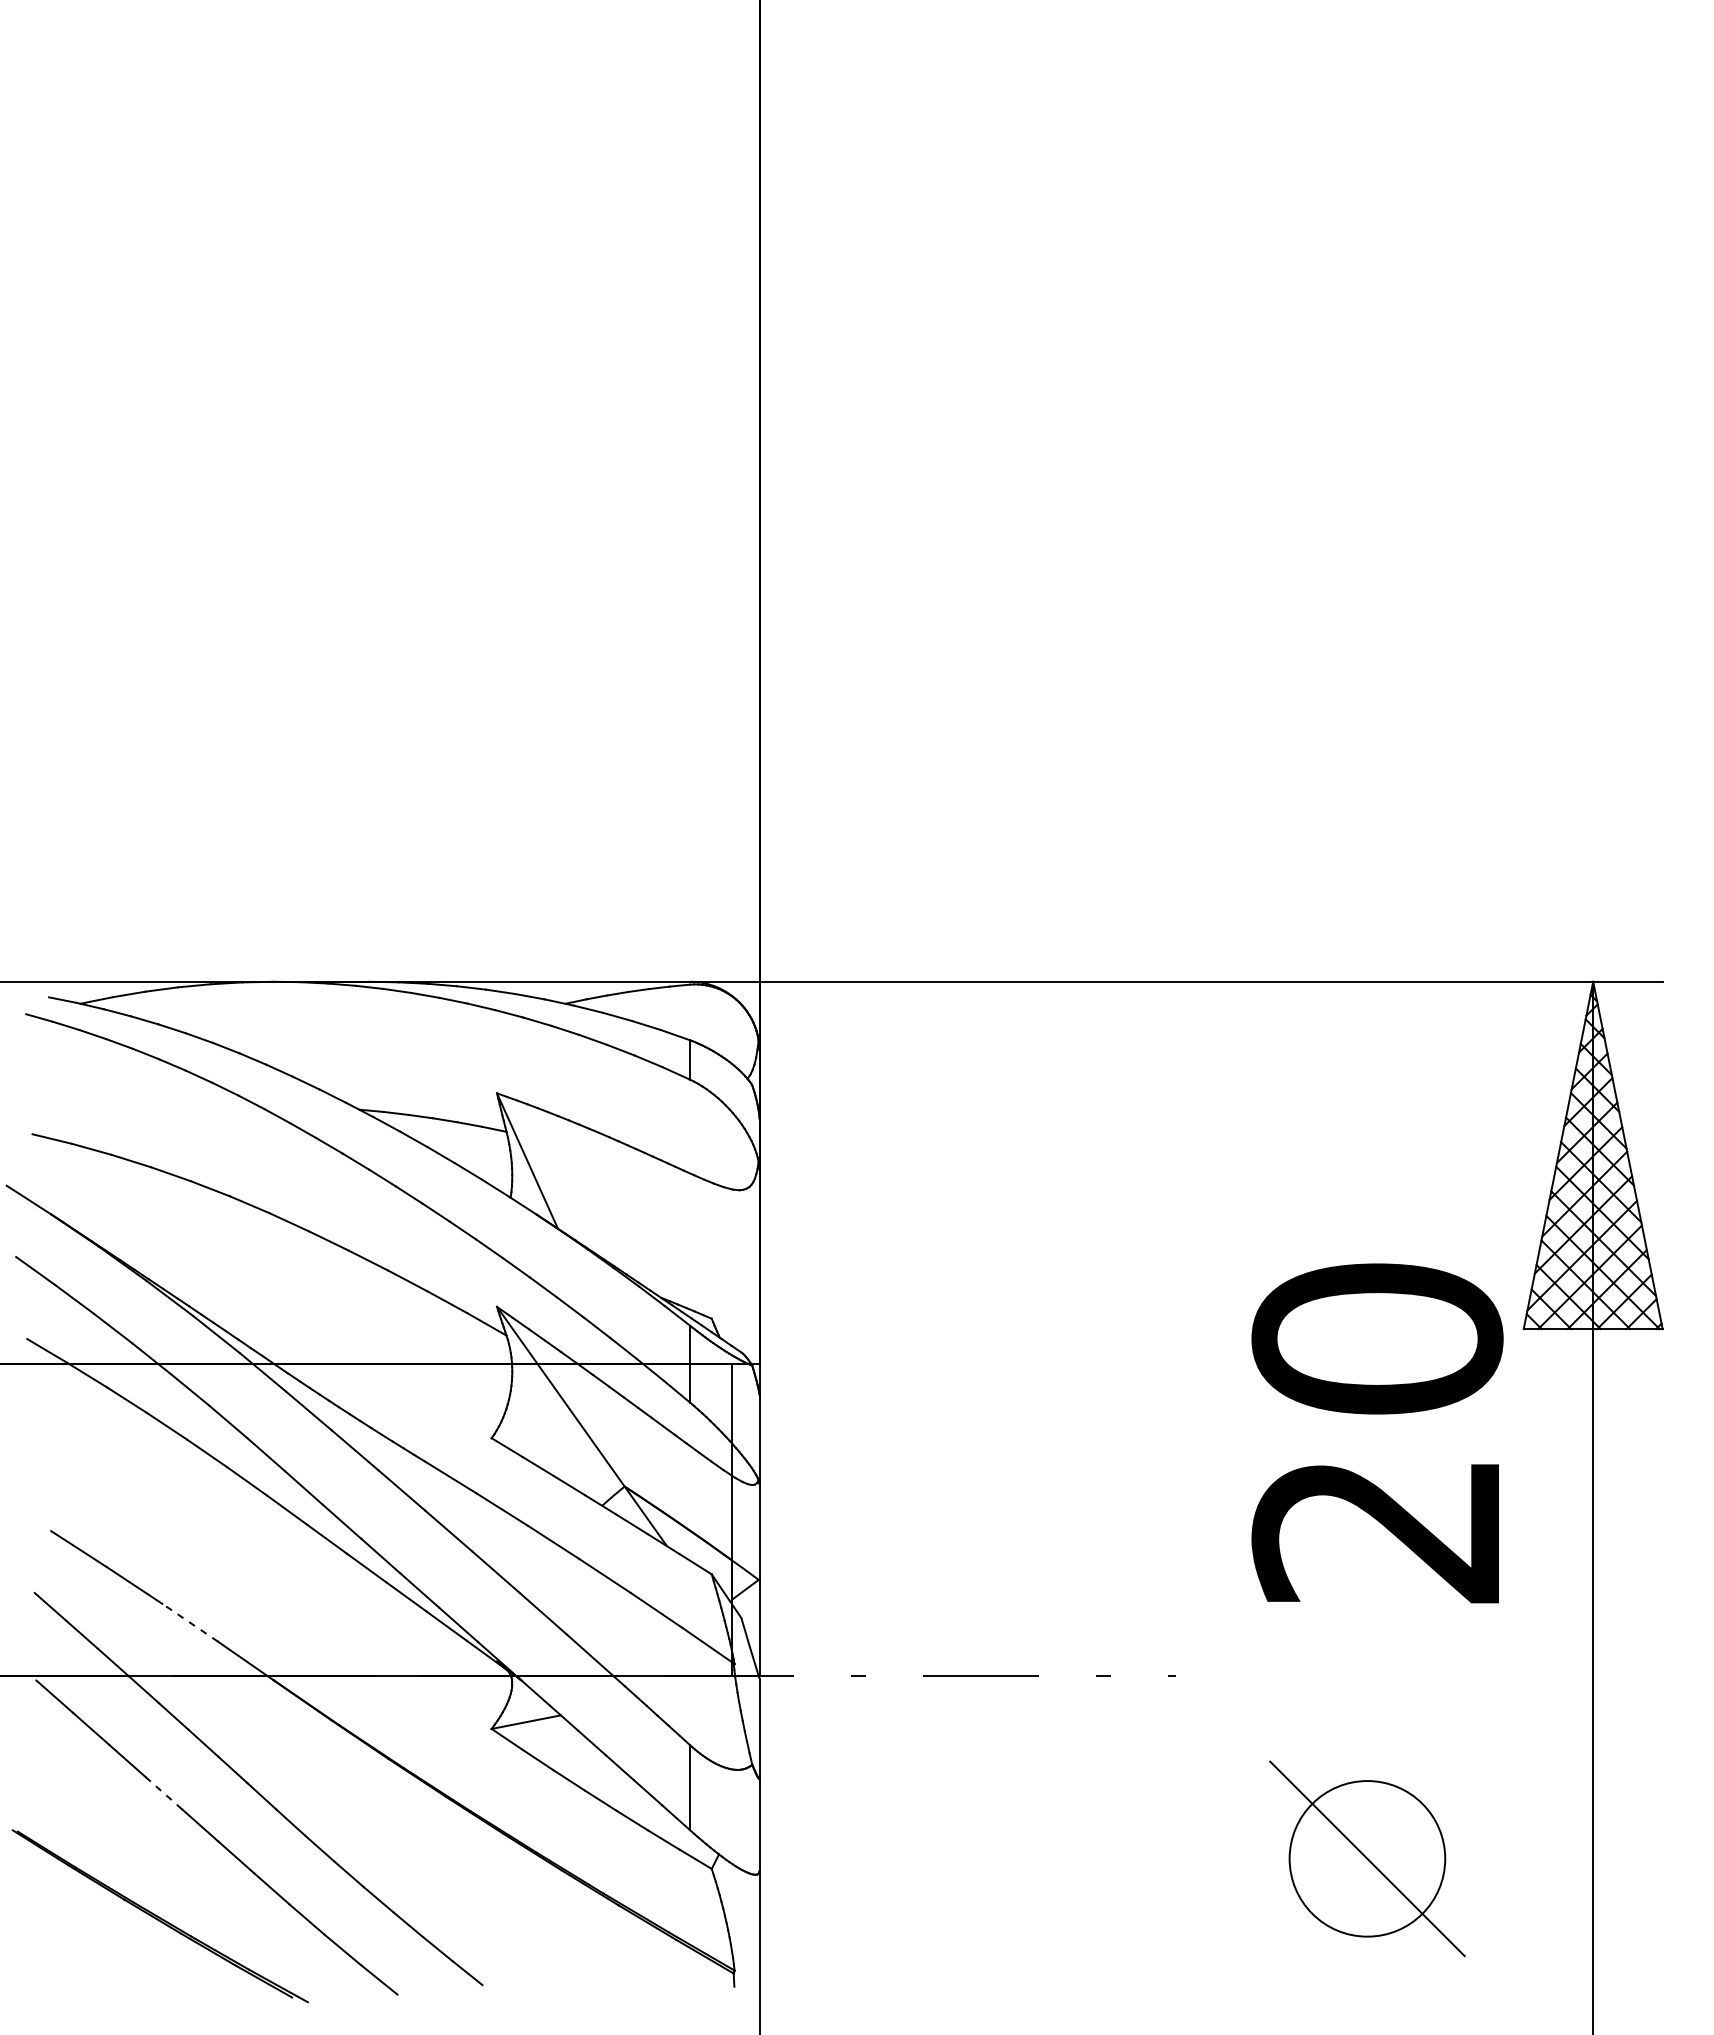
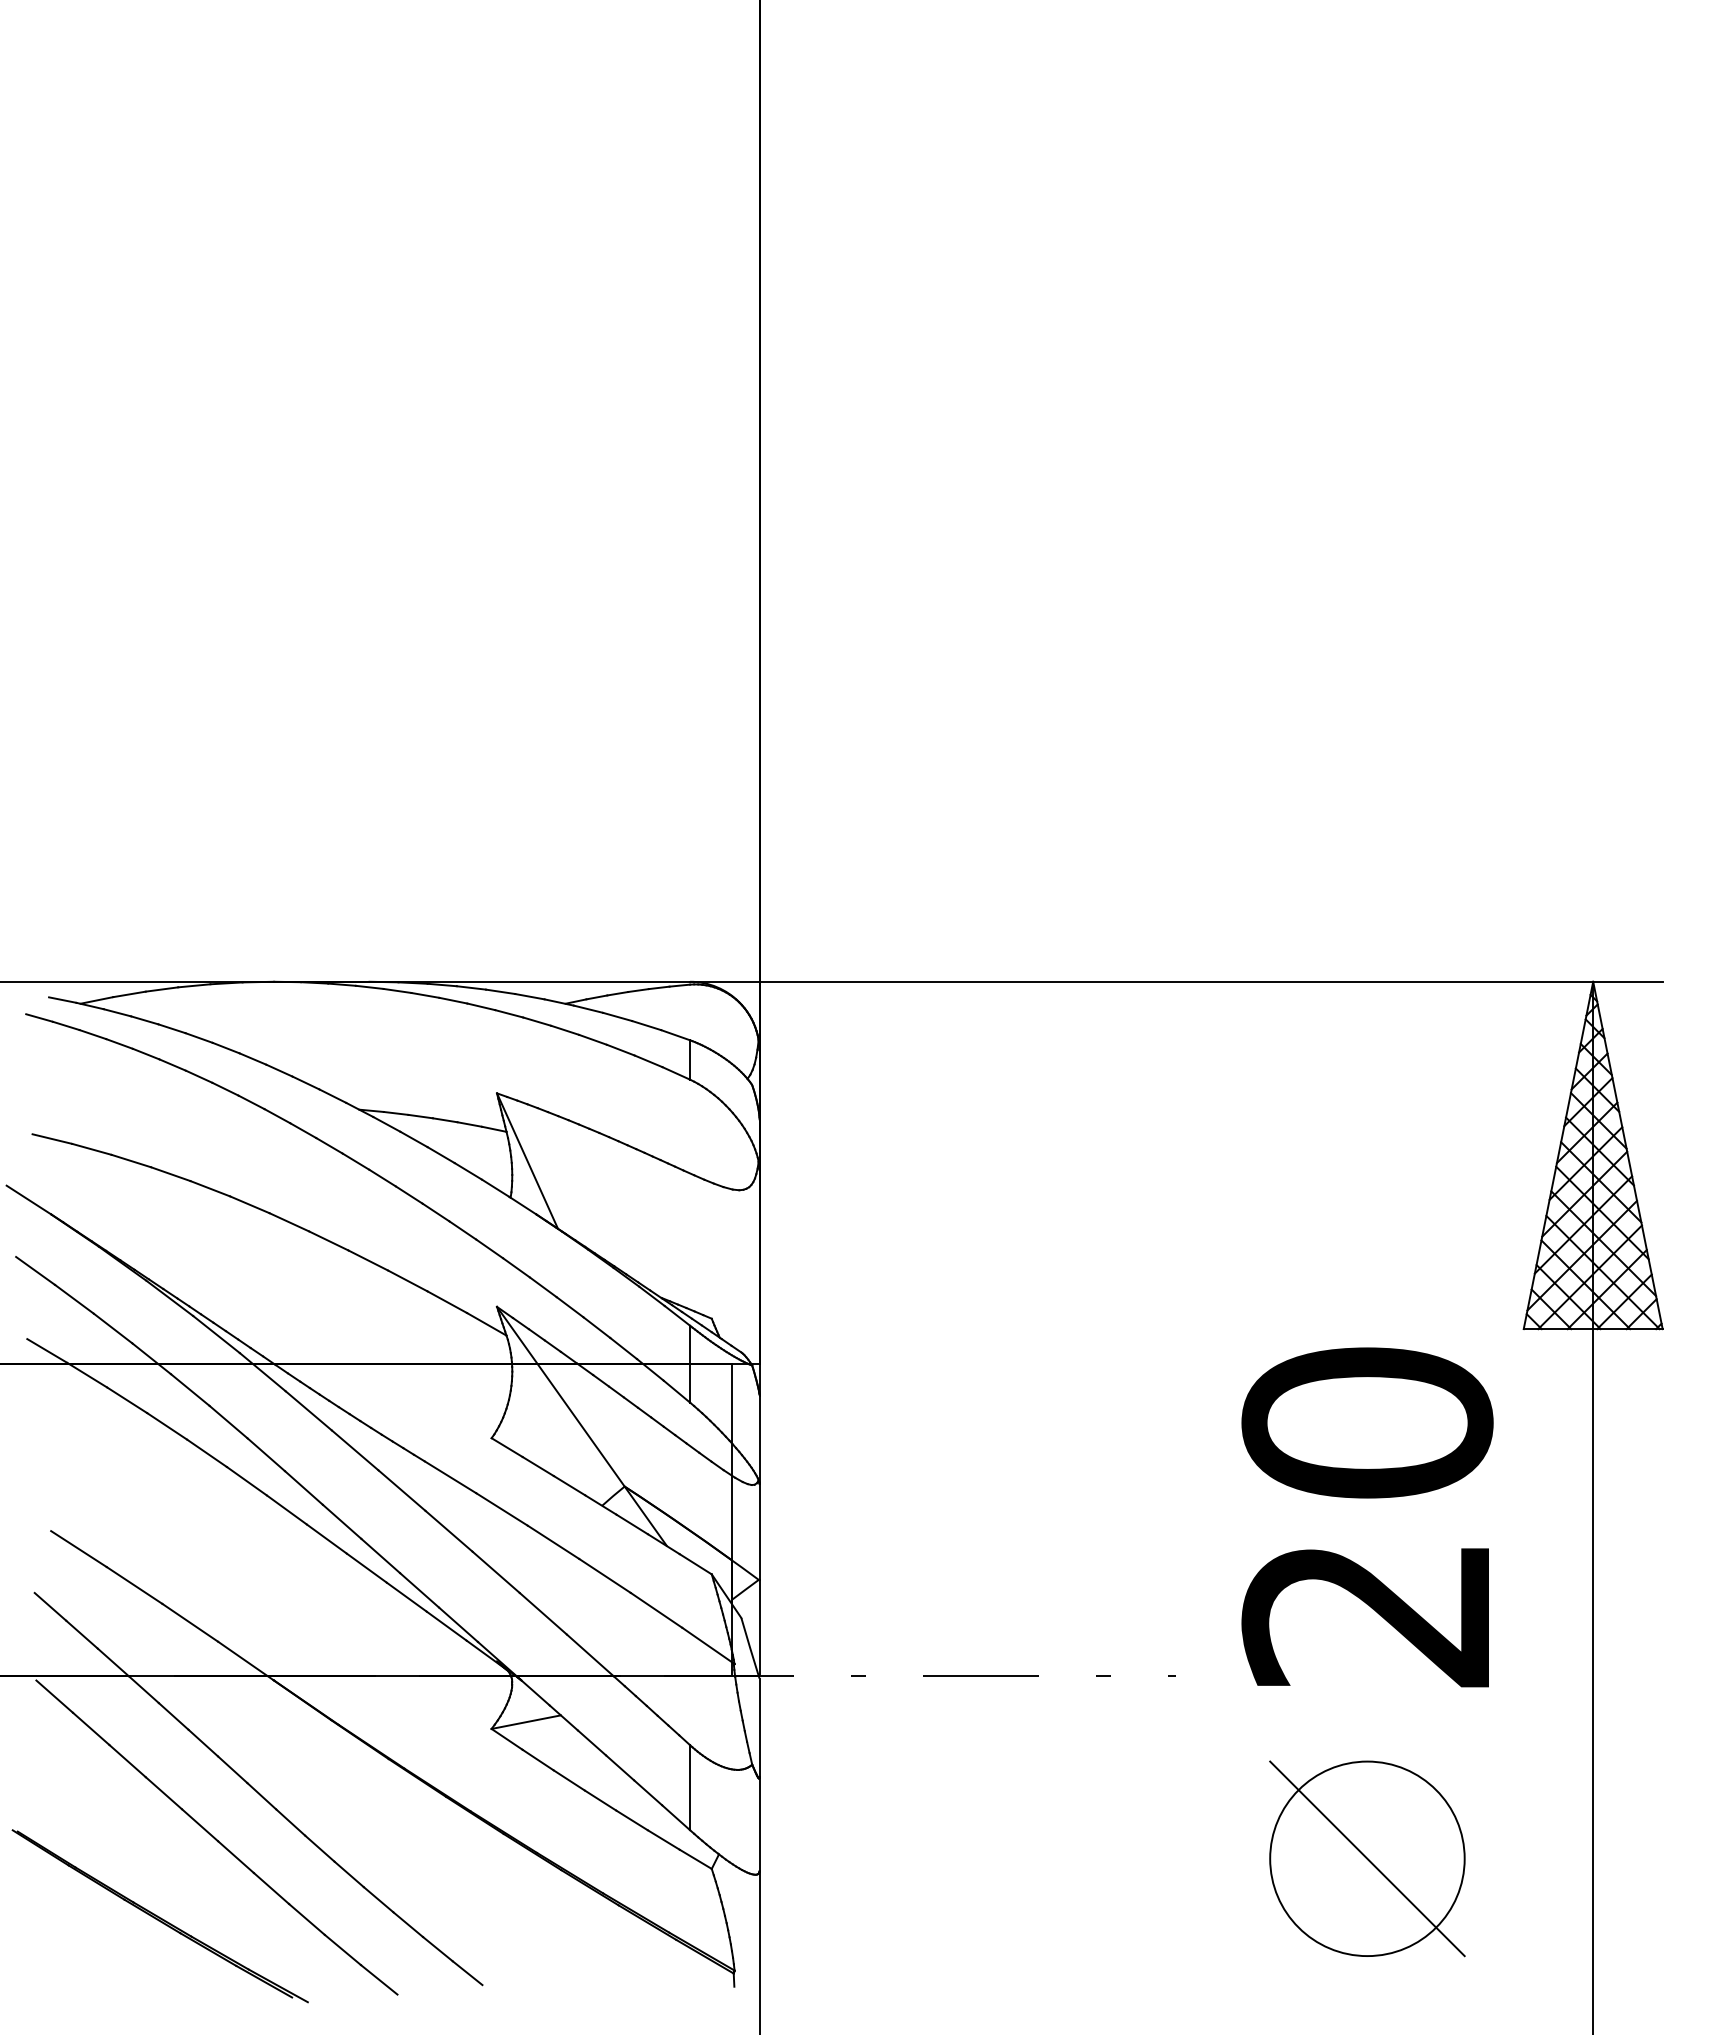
text position: (1377, 1433) -> (1367, 1517) (1367, 1517)
line: dashed -> solid (190, 1622)
line: dashed -> solid (163, 1792)
circle diameter: 156 px -> 195 px (1367, 1858)
